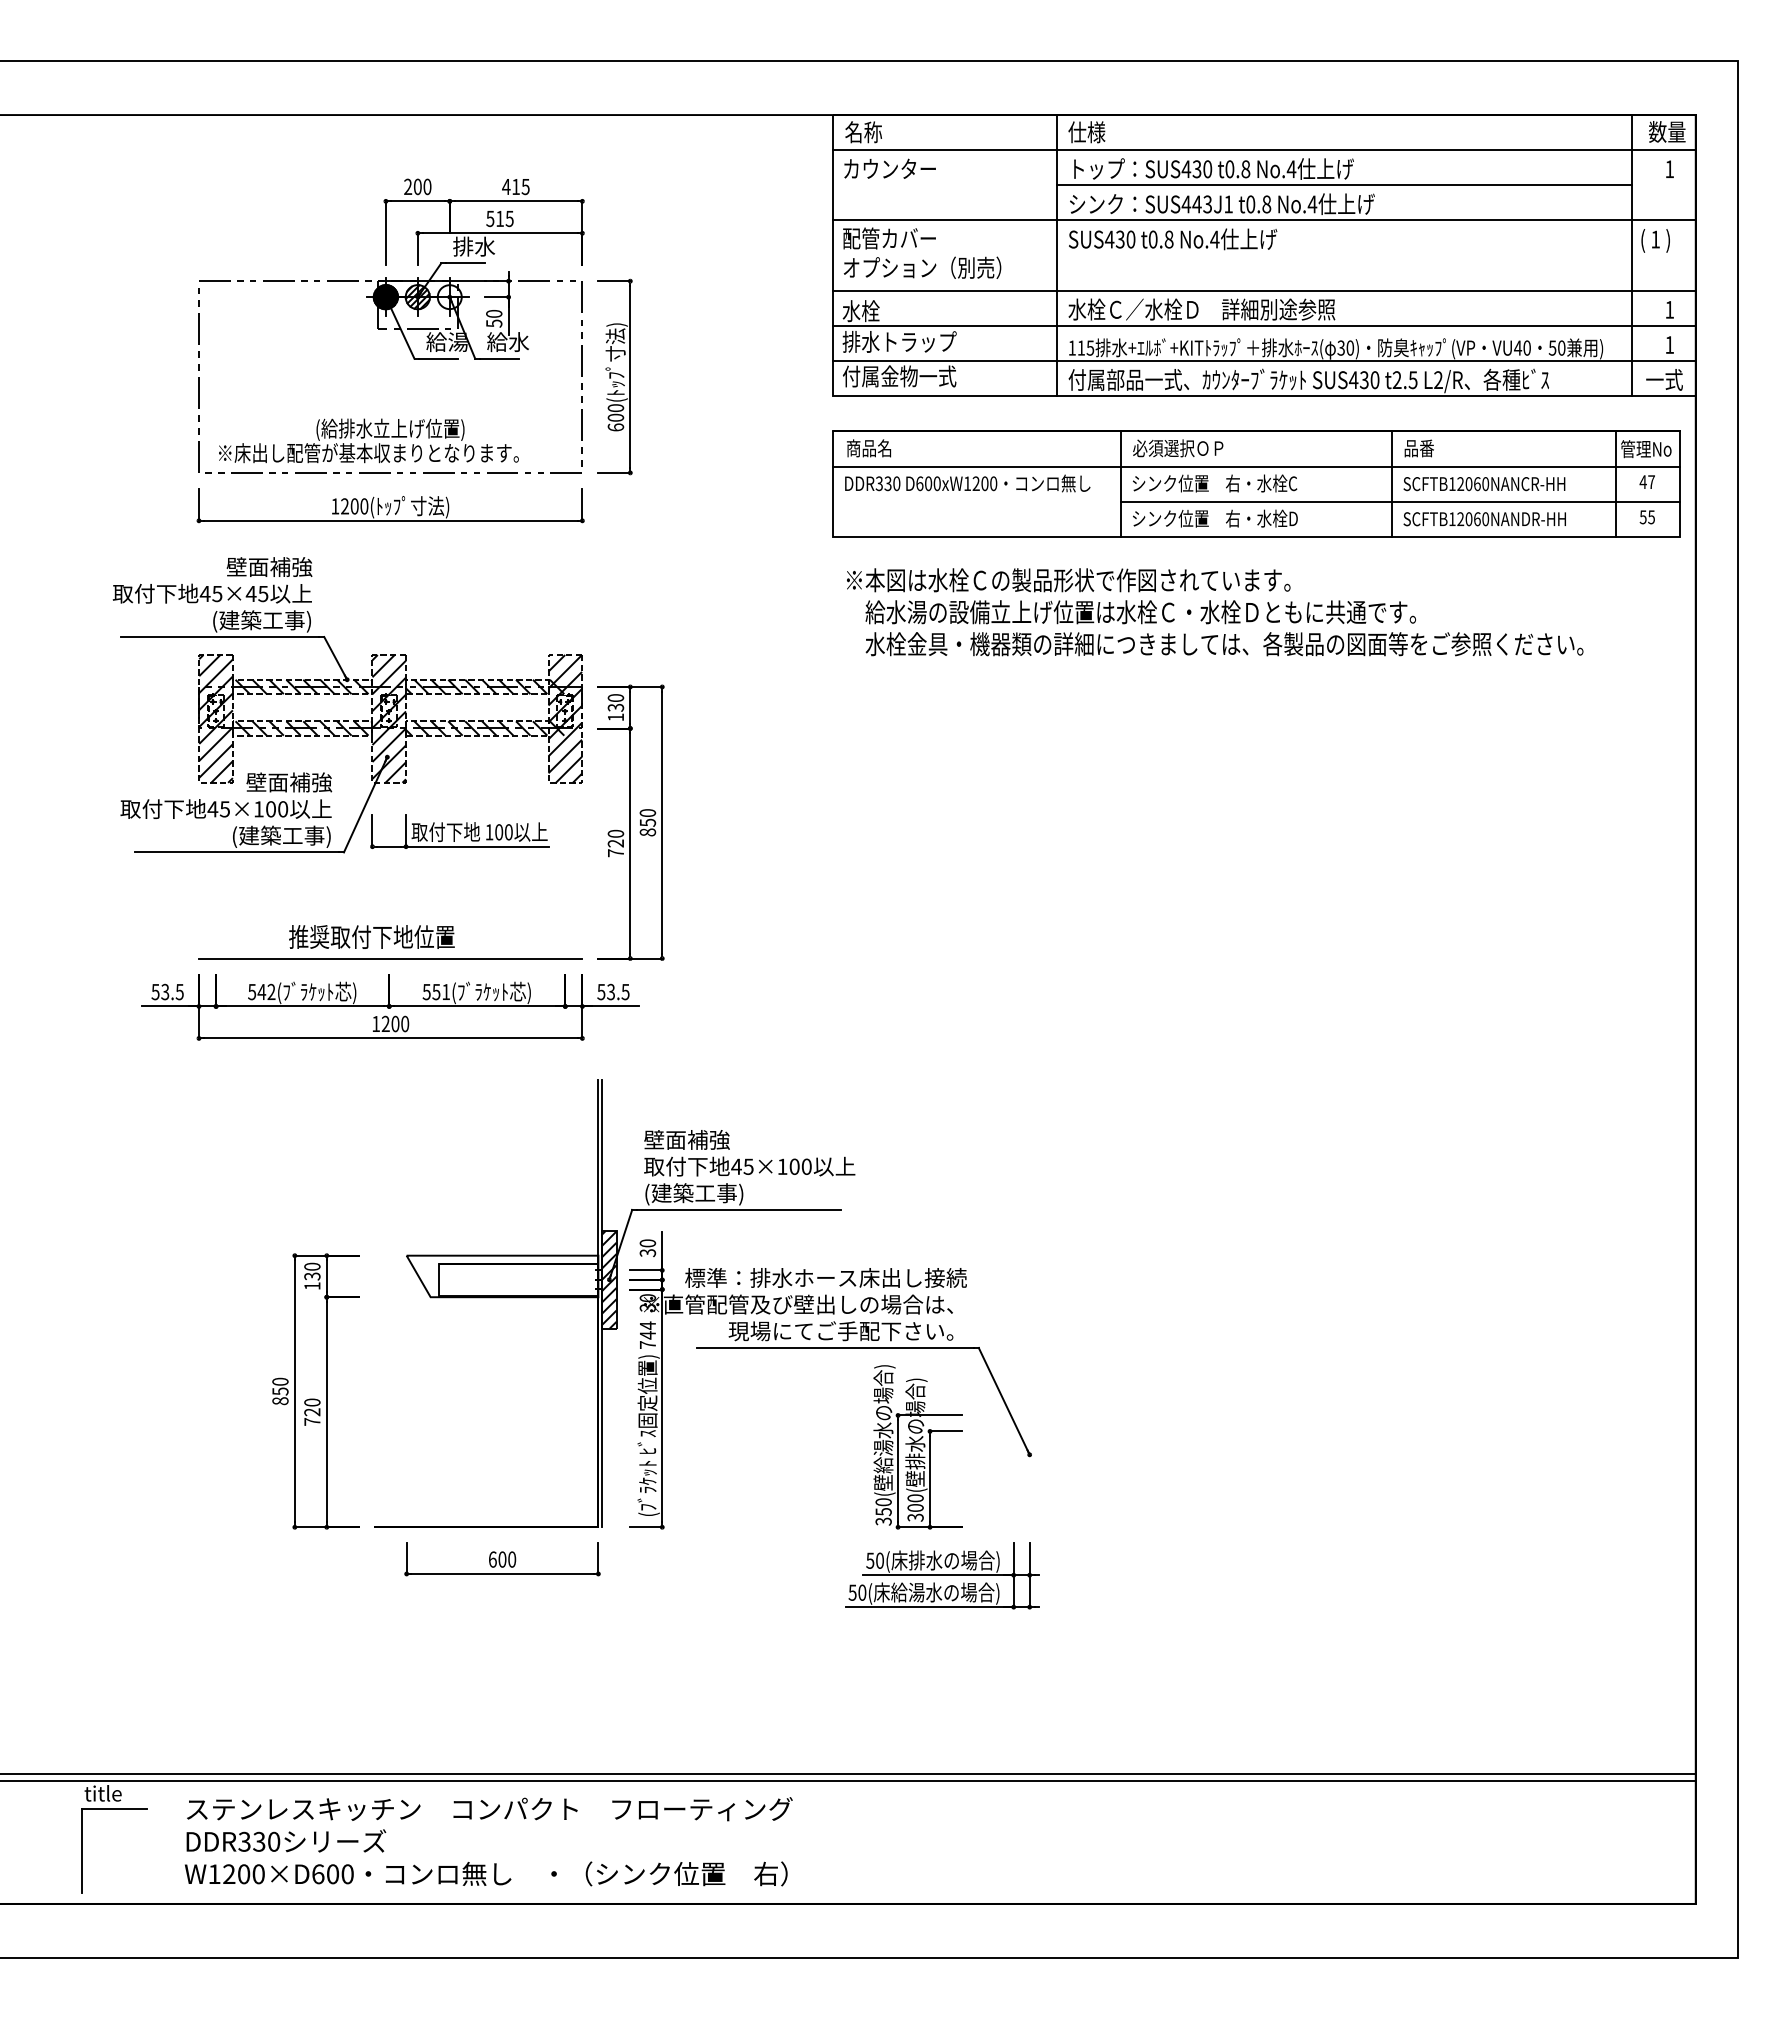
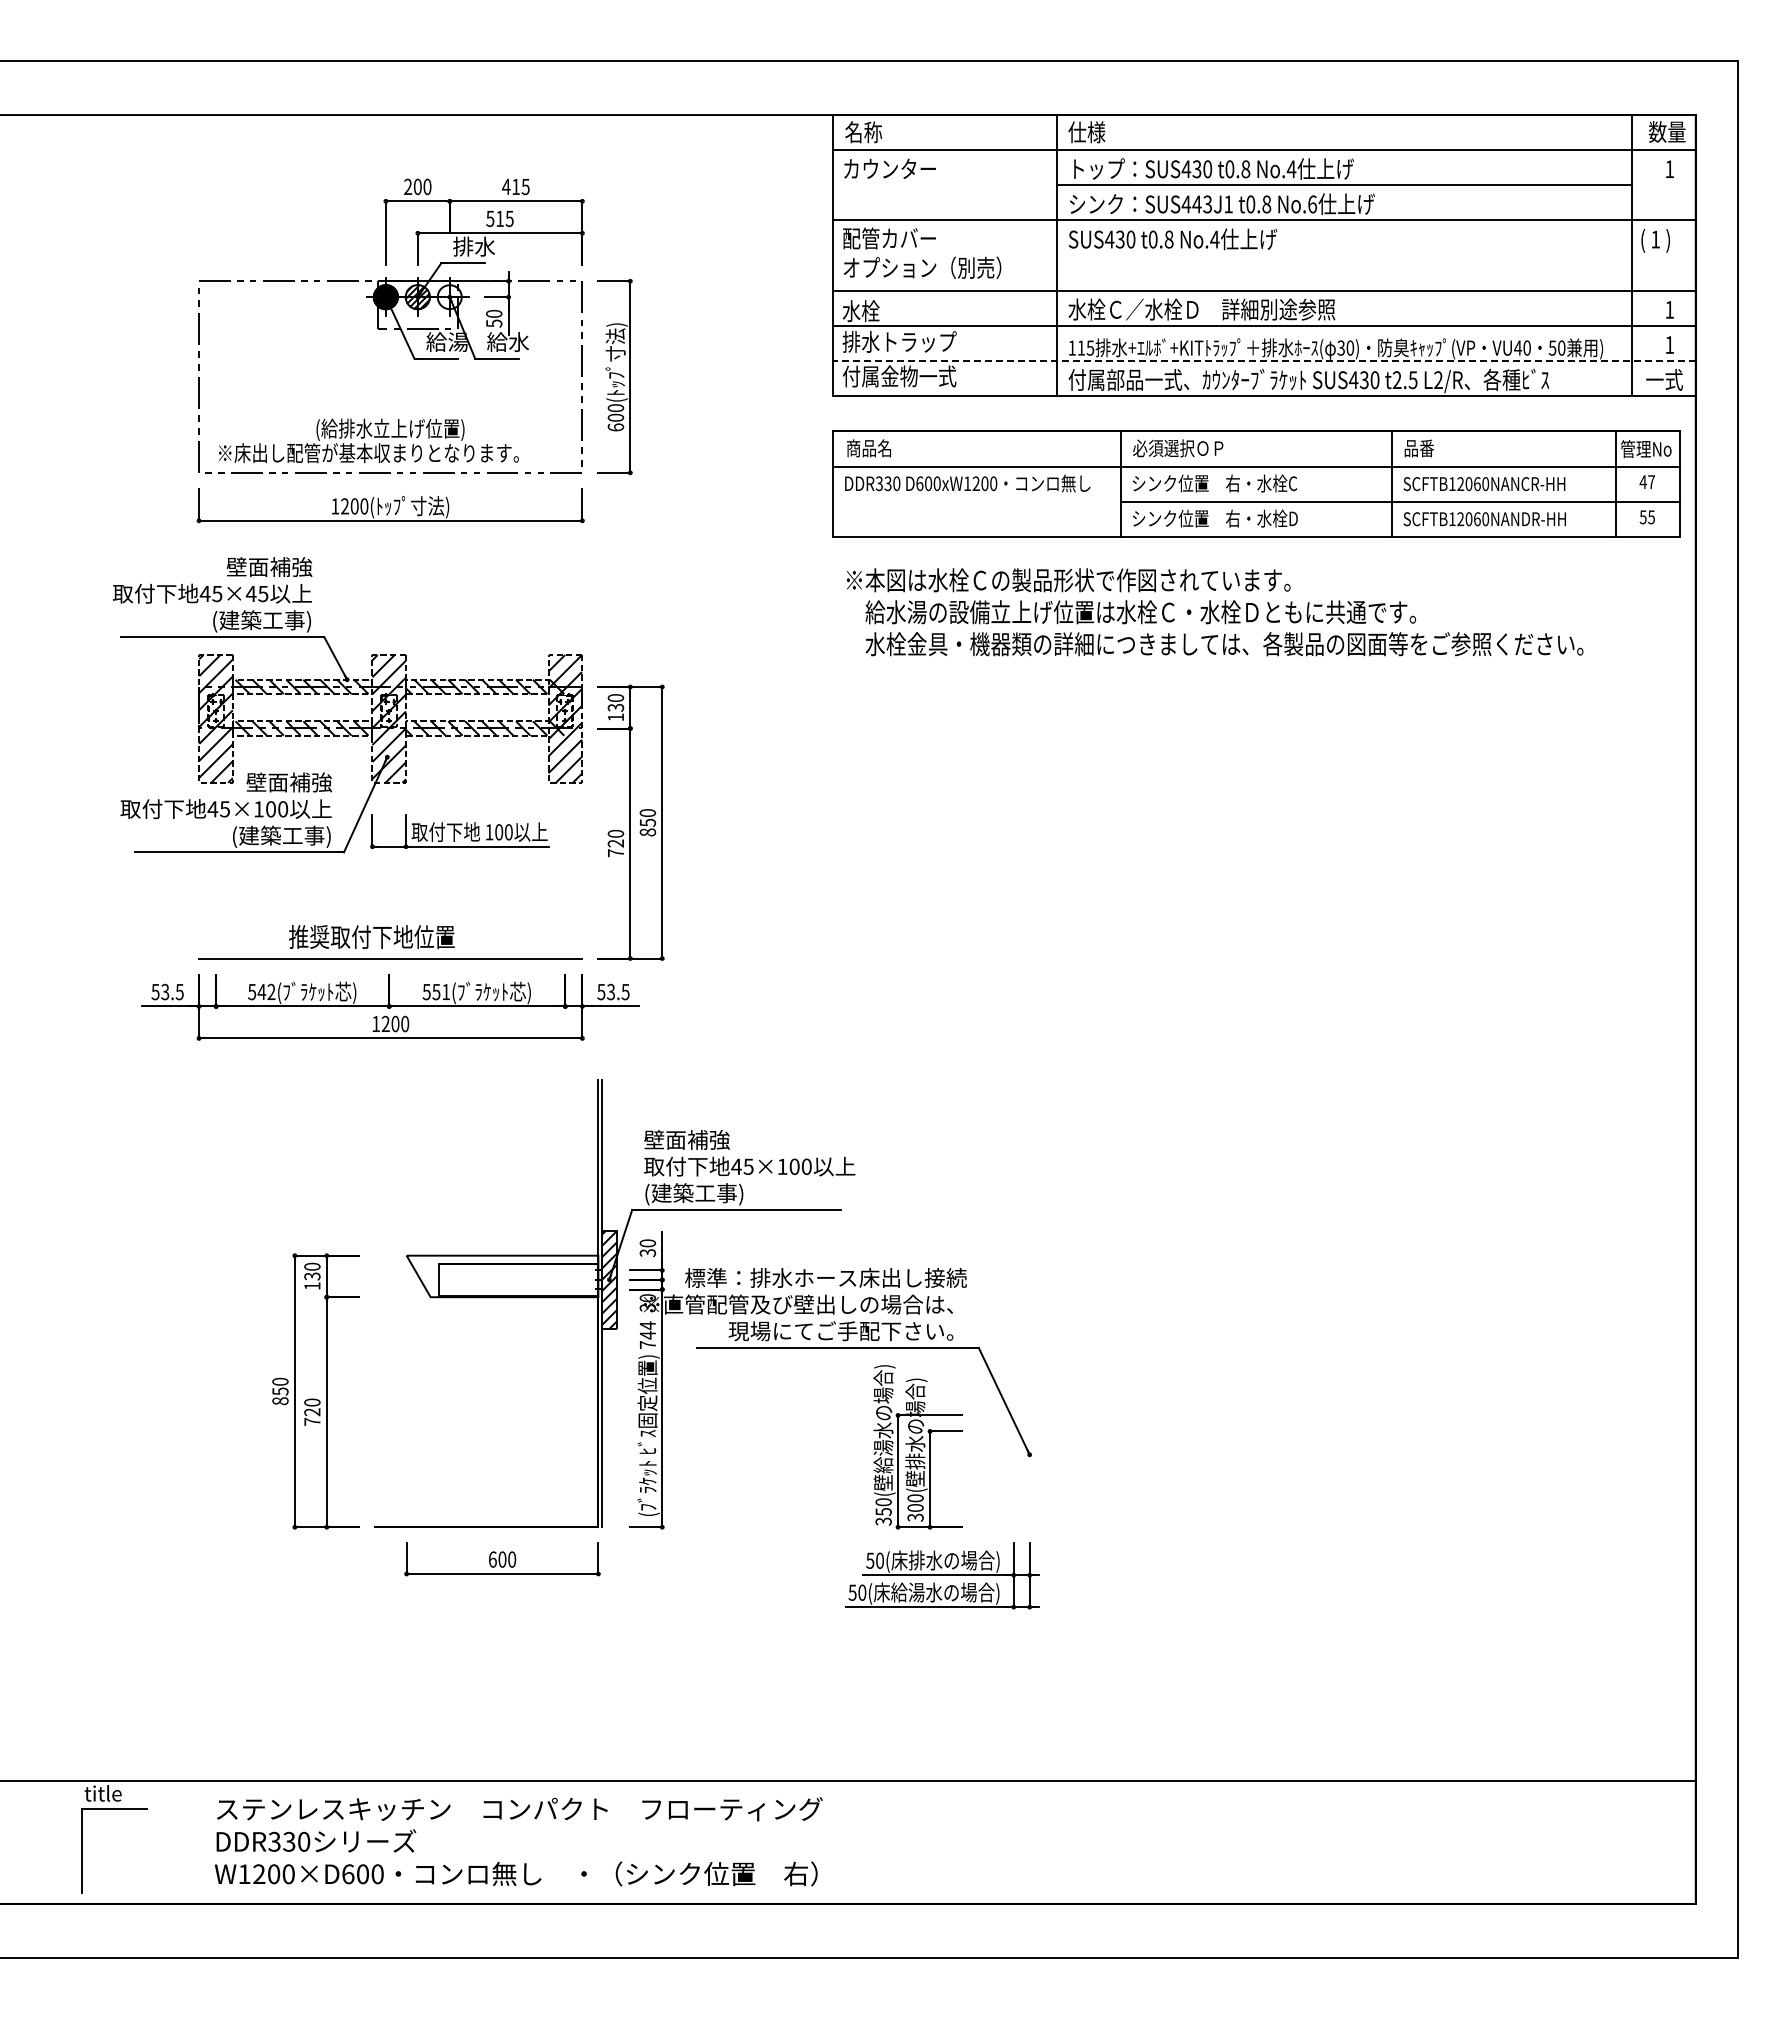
text: No.4 -> No.6 (1312, 204)
line: solid -> dashed (1263, 361)
line: present -> none (848, 1774)
text position: (488, 1841) -> (518, 1841) (518, 1841)
